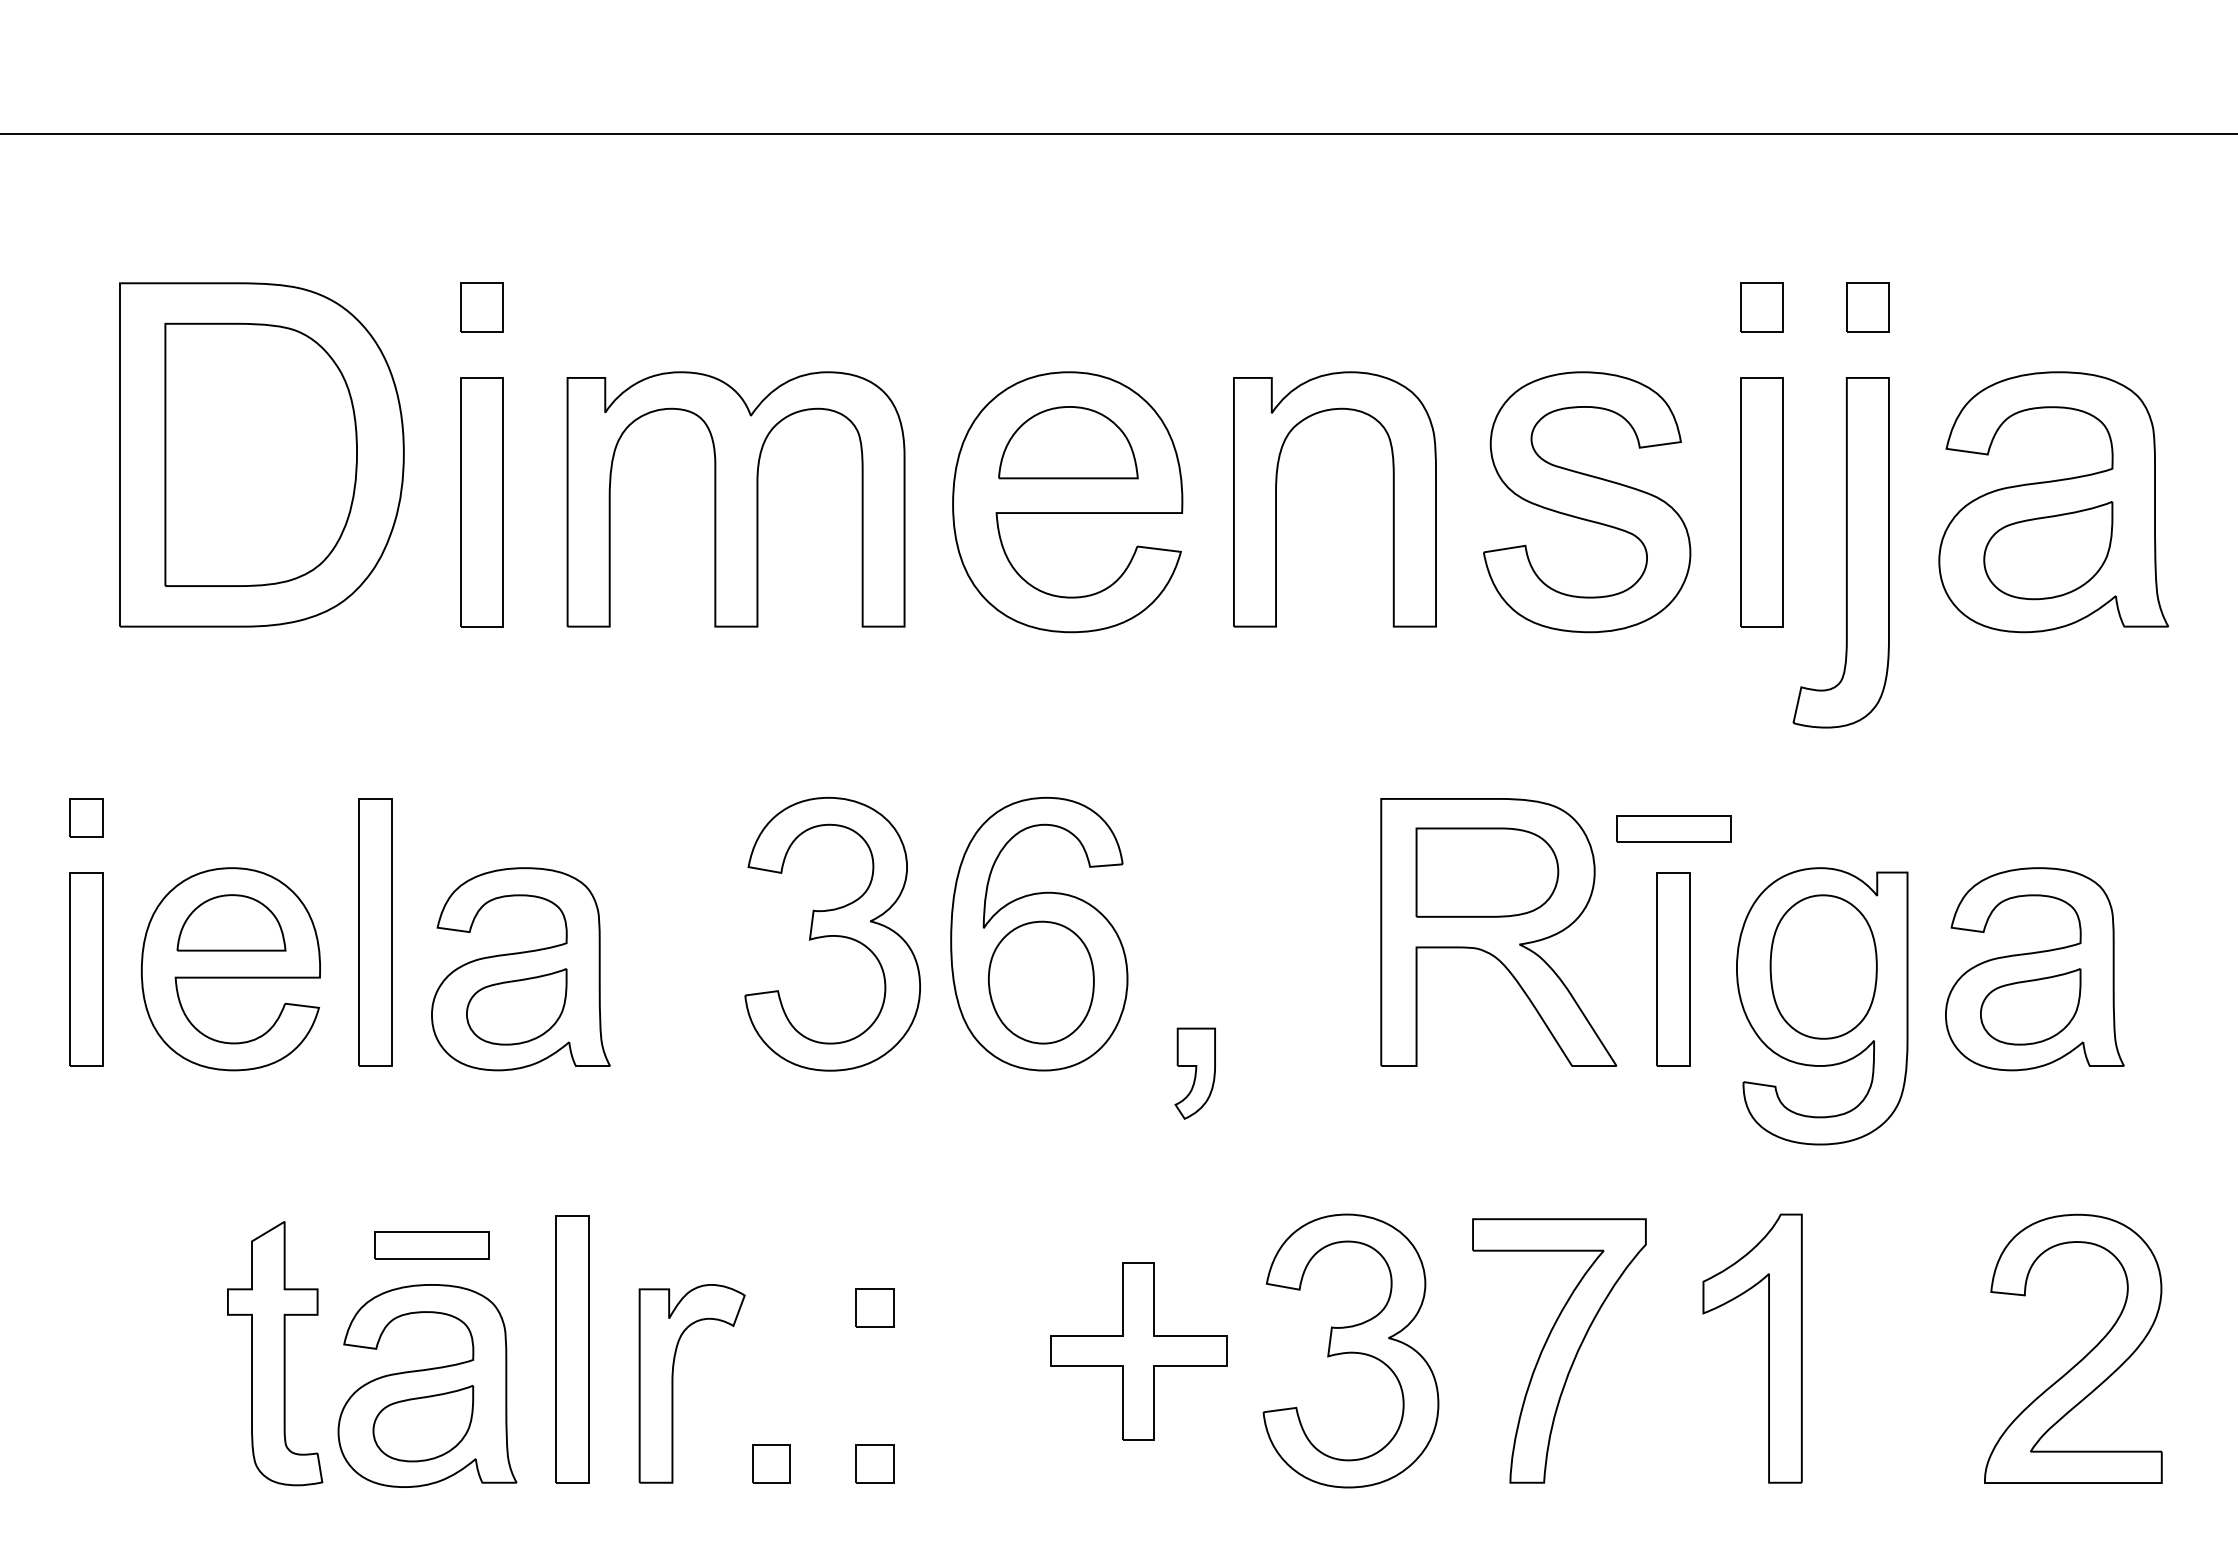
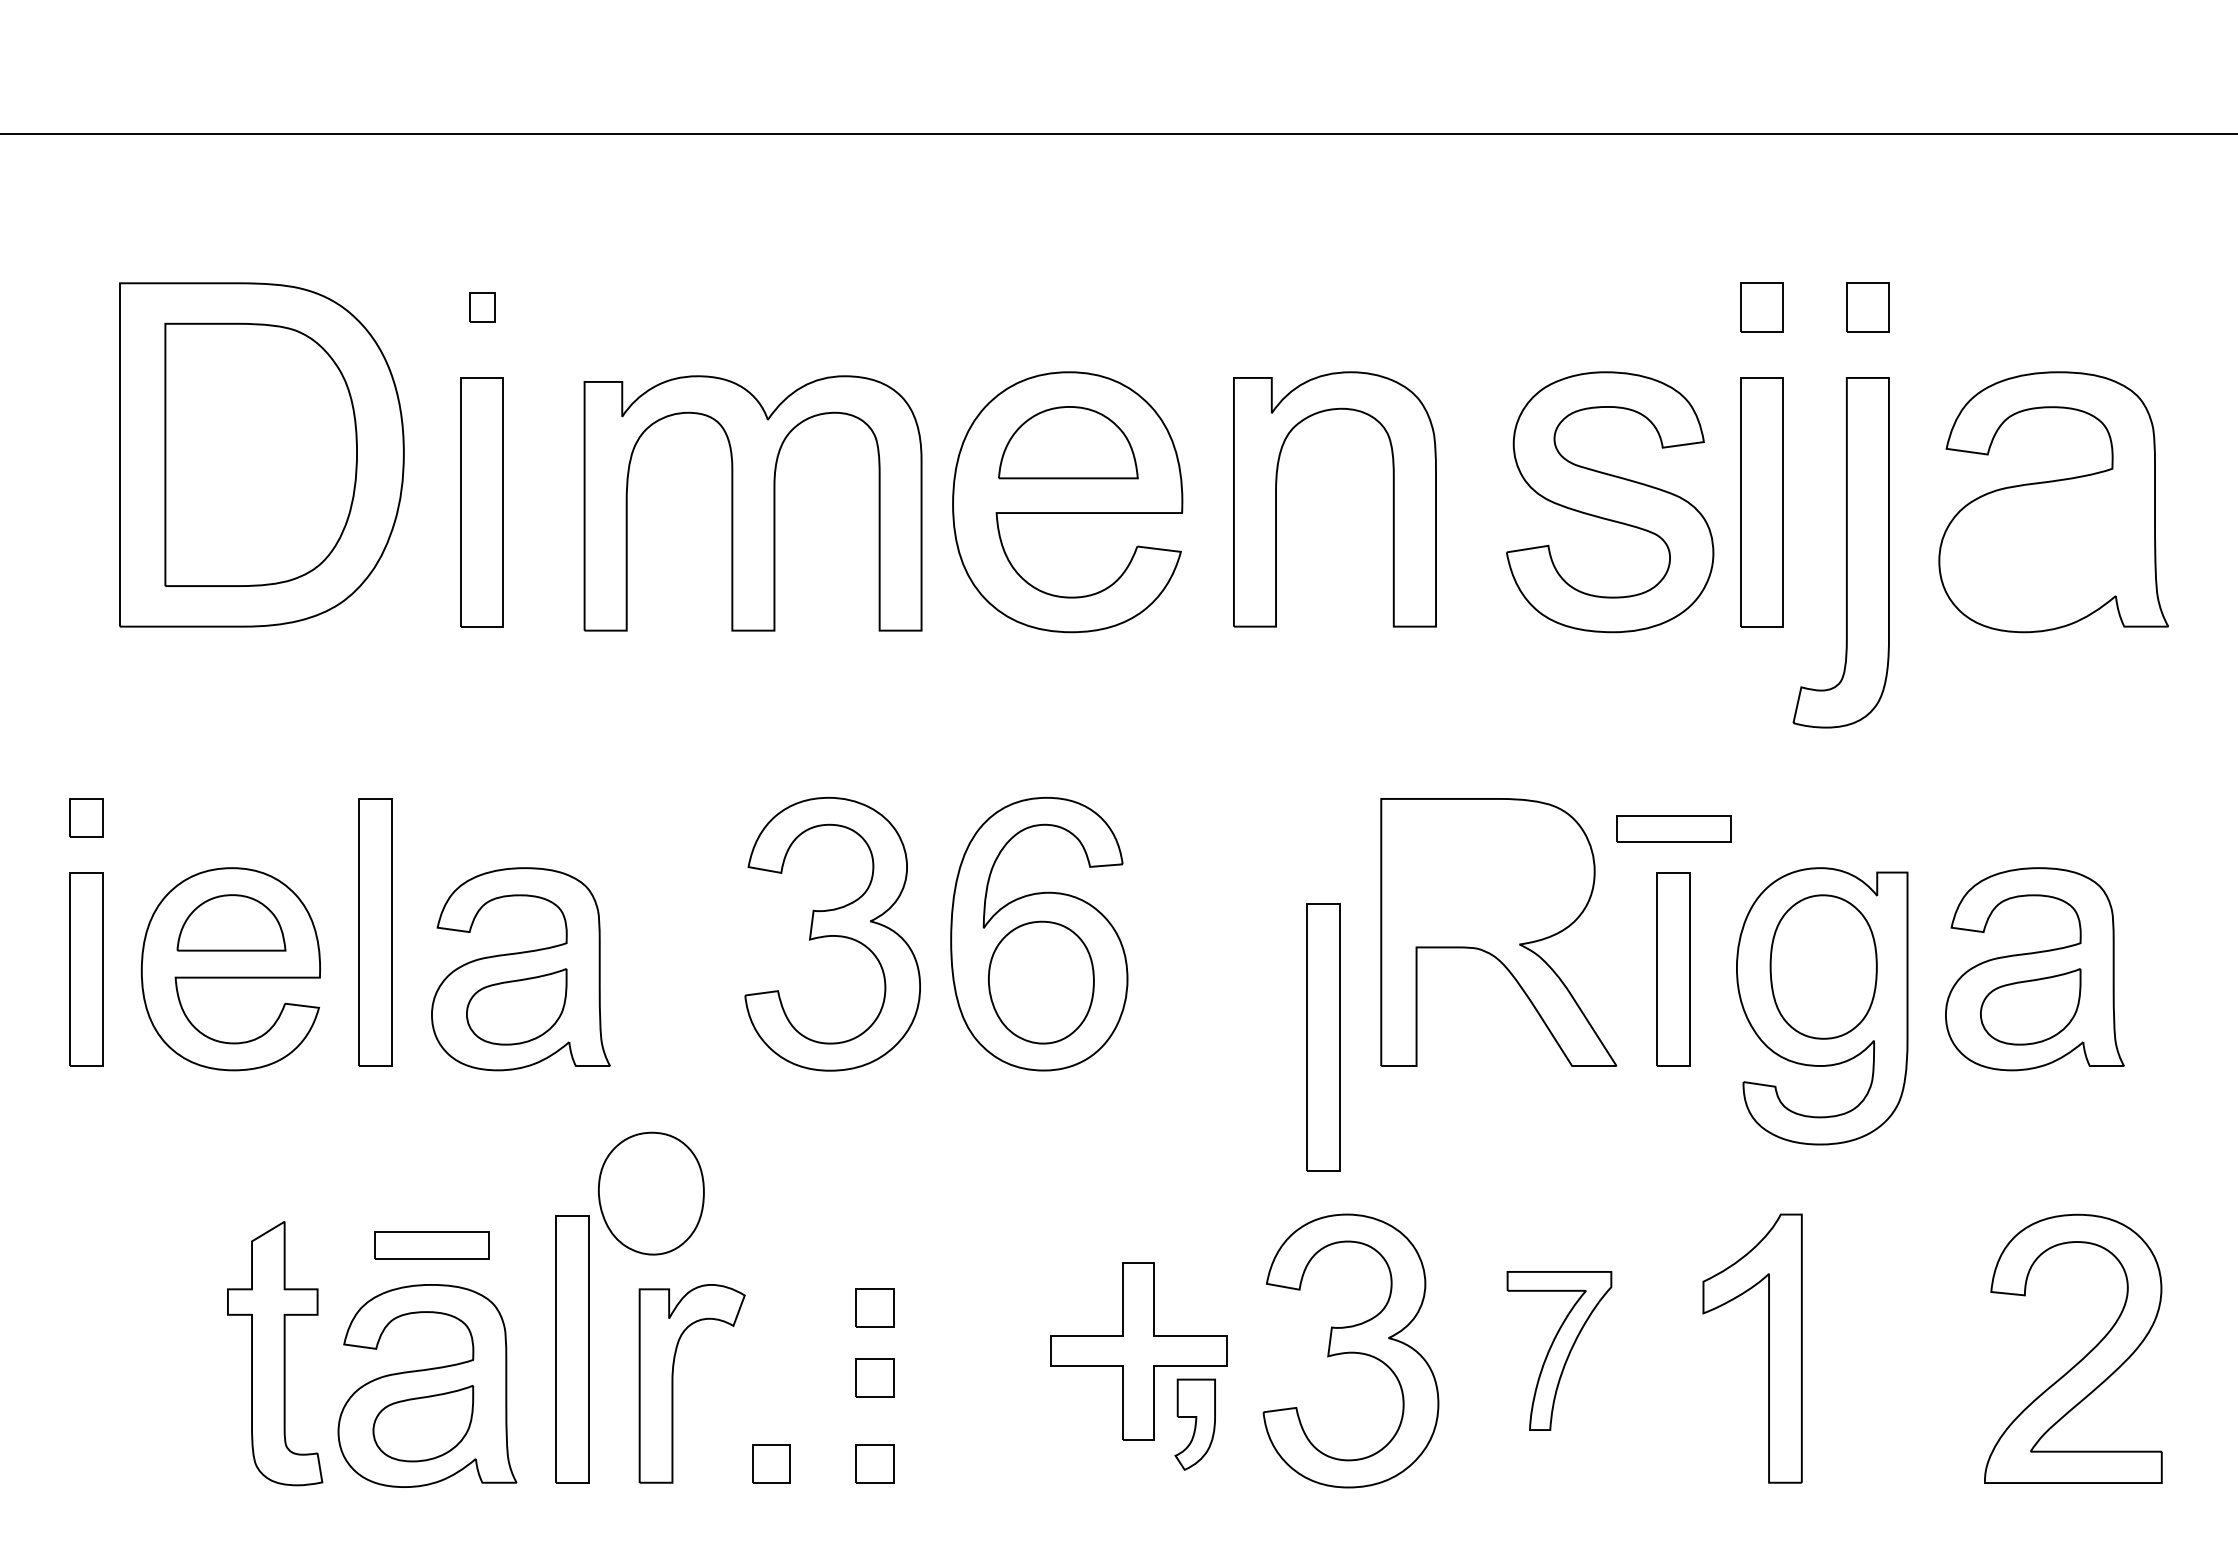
part size: 44x51 px -> 27x31 px (482, 307)
part position: (735, 499) -> (752, 503) (752, 503)
part position: (1587, 502) -> (1610, 502) (1610, 502)
part: present -> none (2048, 550)
part: present -> none (1487, 872)
part: none -> present (1323, 1037)
part position: (1194, 1073) -> (1194, 1424) (1194, 1424)
part: none -> present (651, 1193)
part size: 175x266 px -> 107x160 px (1559, 1350)
part: none -> present (874, 1377)
